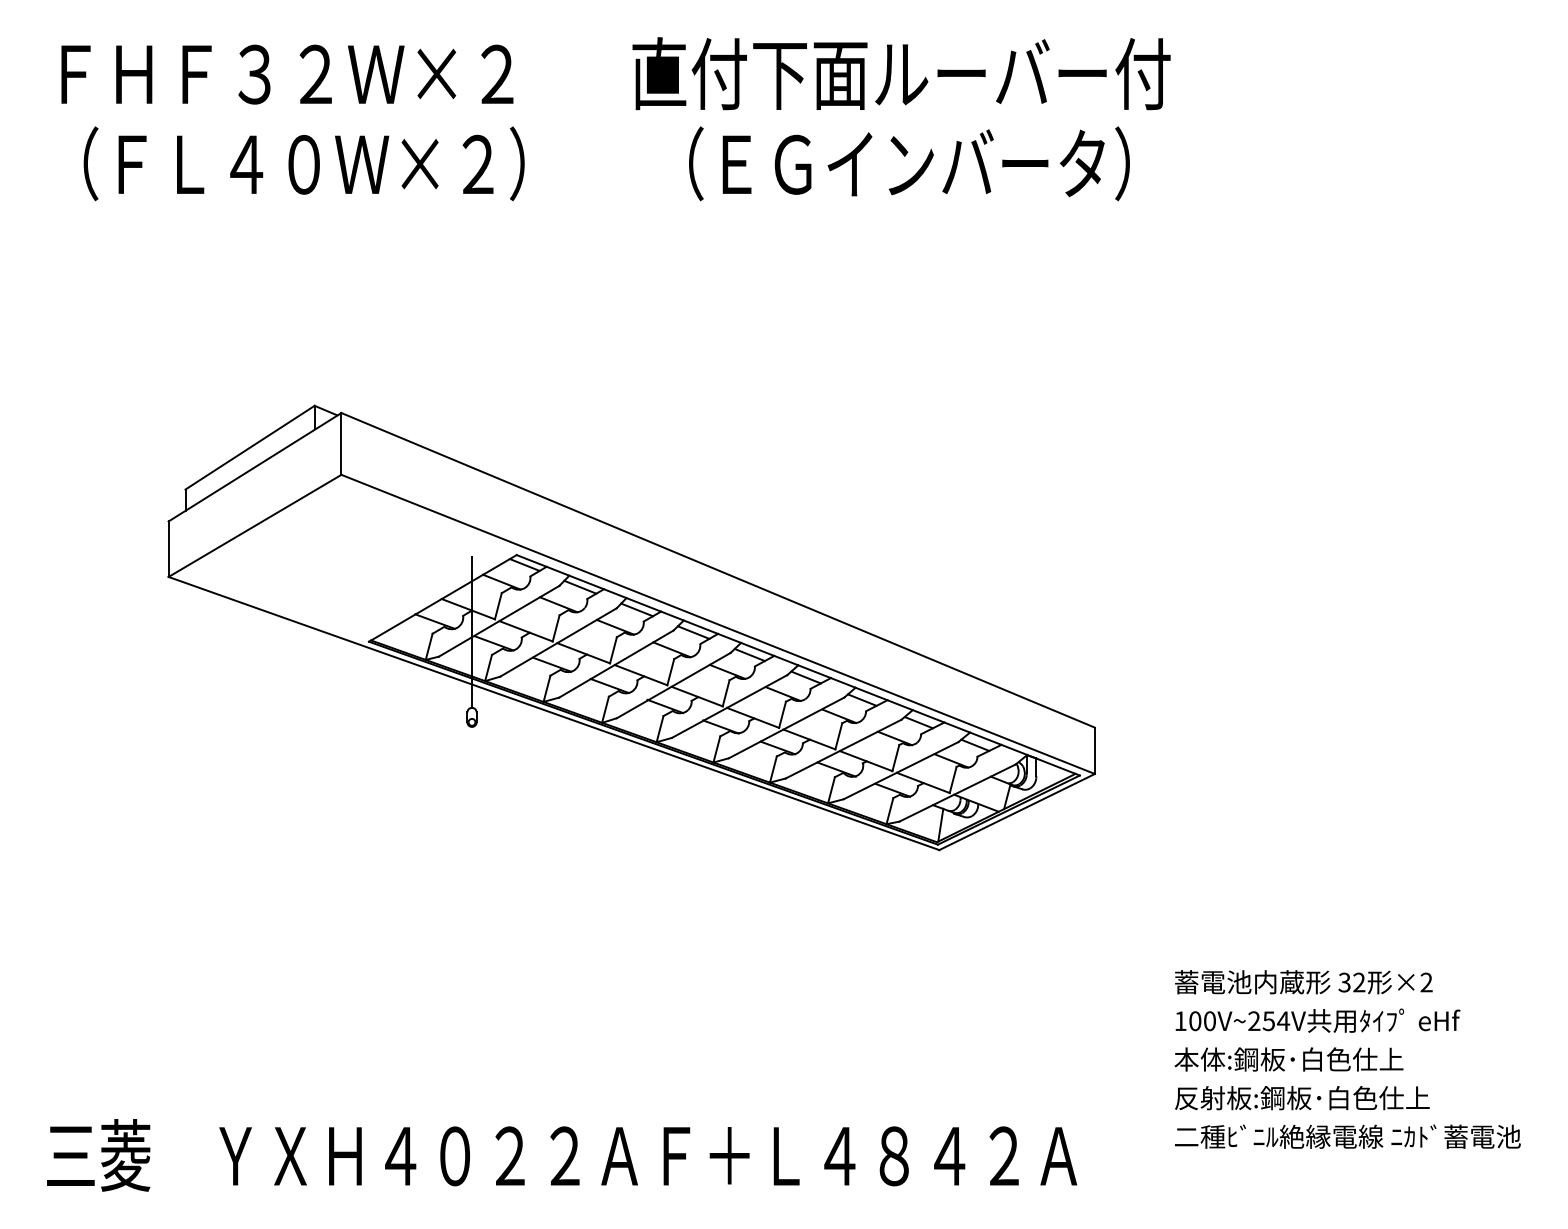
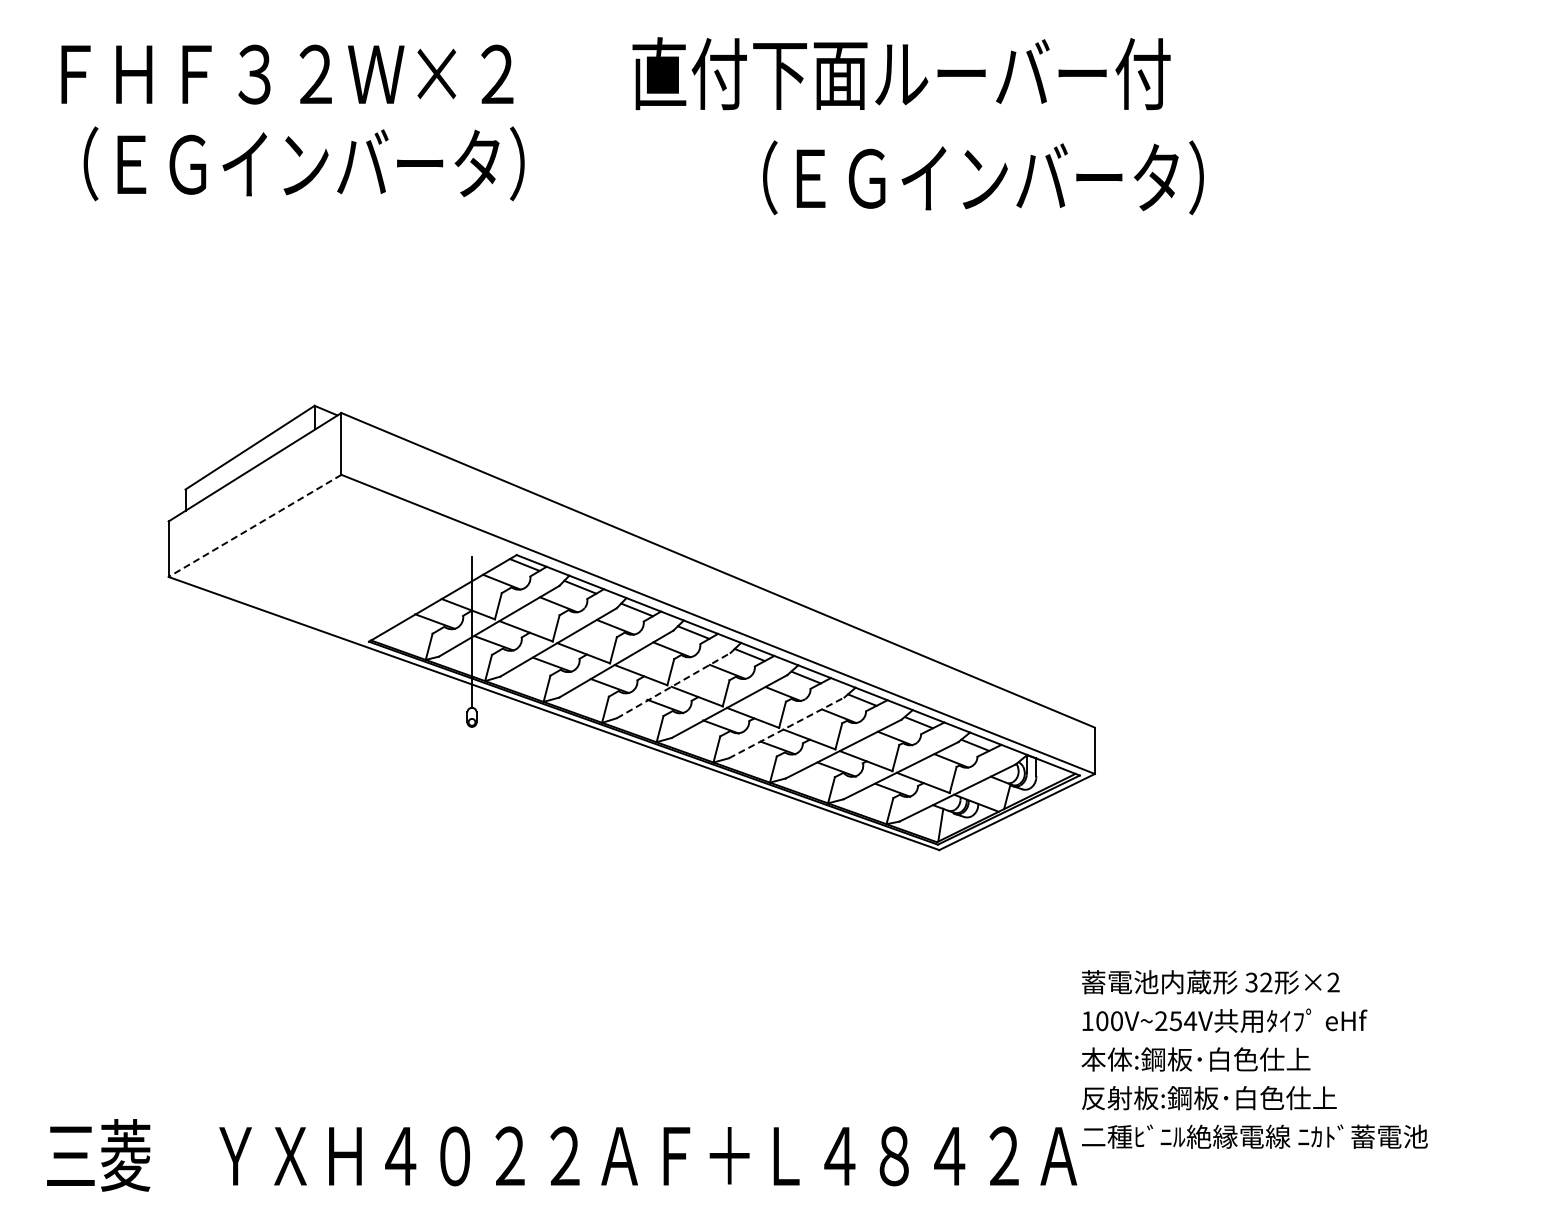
text: （ＦＬ４０Ｗ×２） -> （ＥＧインバータ） (308, 163)
text position: (909, 163) -> (983, 177) (983, 177)
line: solid -> dashed (254, 526)
line: solid -> dashed (673, 685)
line: solid -> dashed (787, 727)
text position: (1347, 1059) -> (1254, 1059) (1254, 1059)
